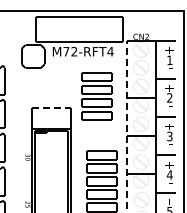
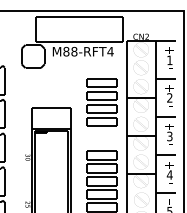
text: M72-RFT4 -> M88-RFT4 (70, 51)
part position: (96, 96) -> (101, 102) (101, 102)
line: dashed -> solid (52, 107)
line: dashed -> solid (126, 127)
